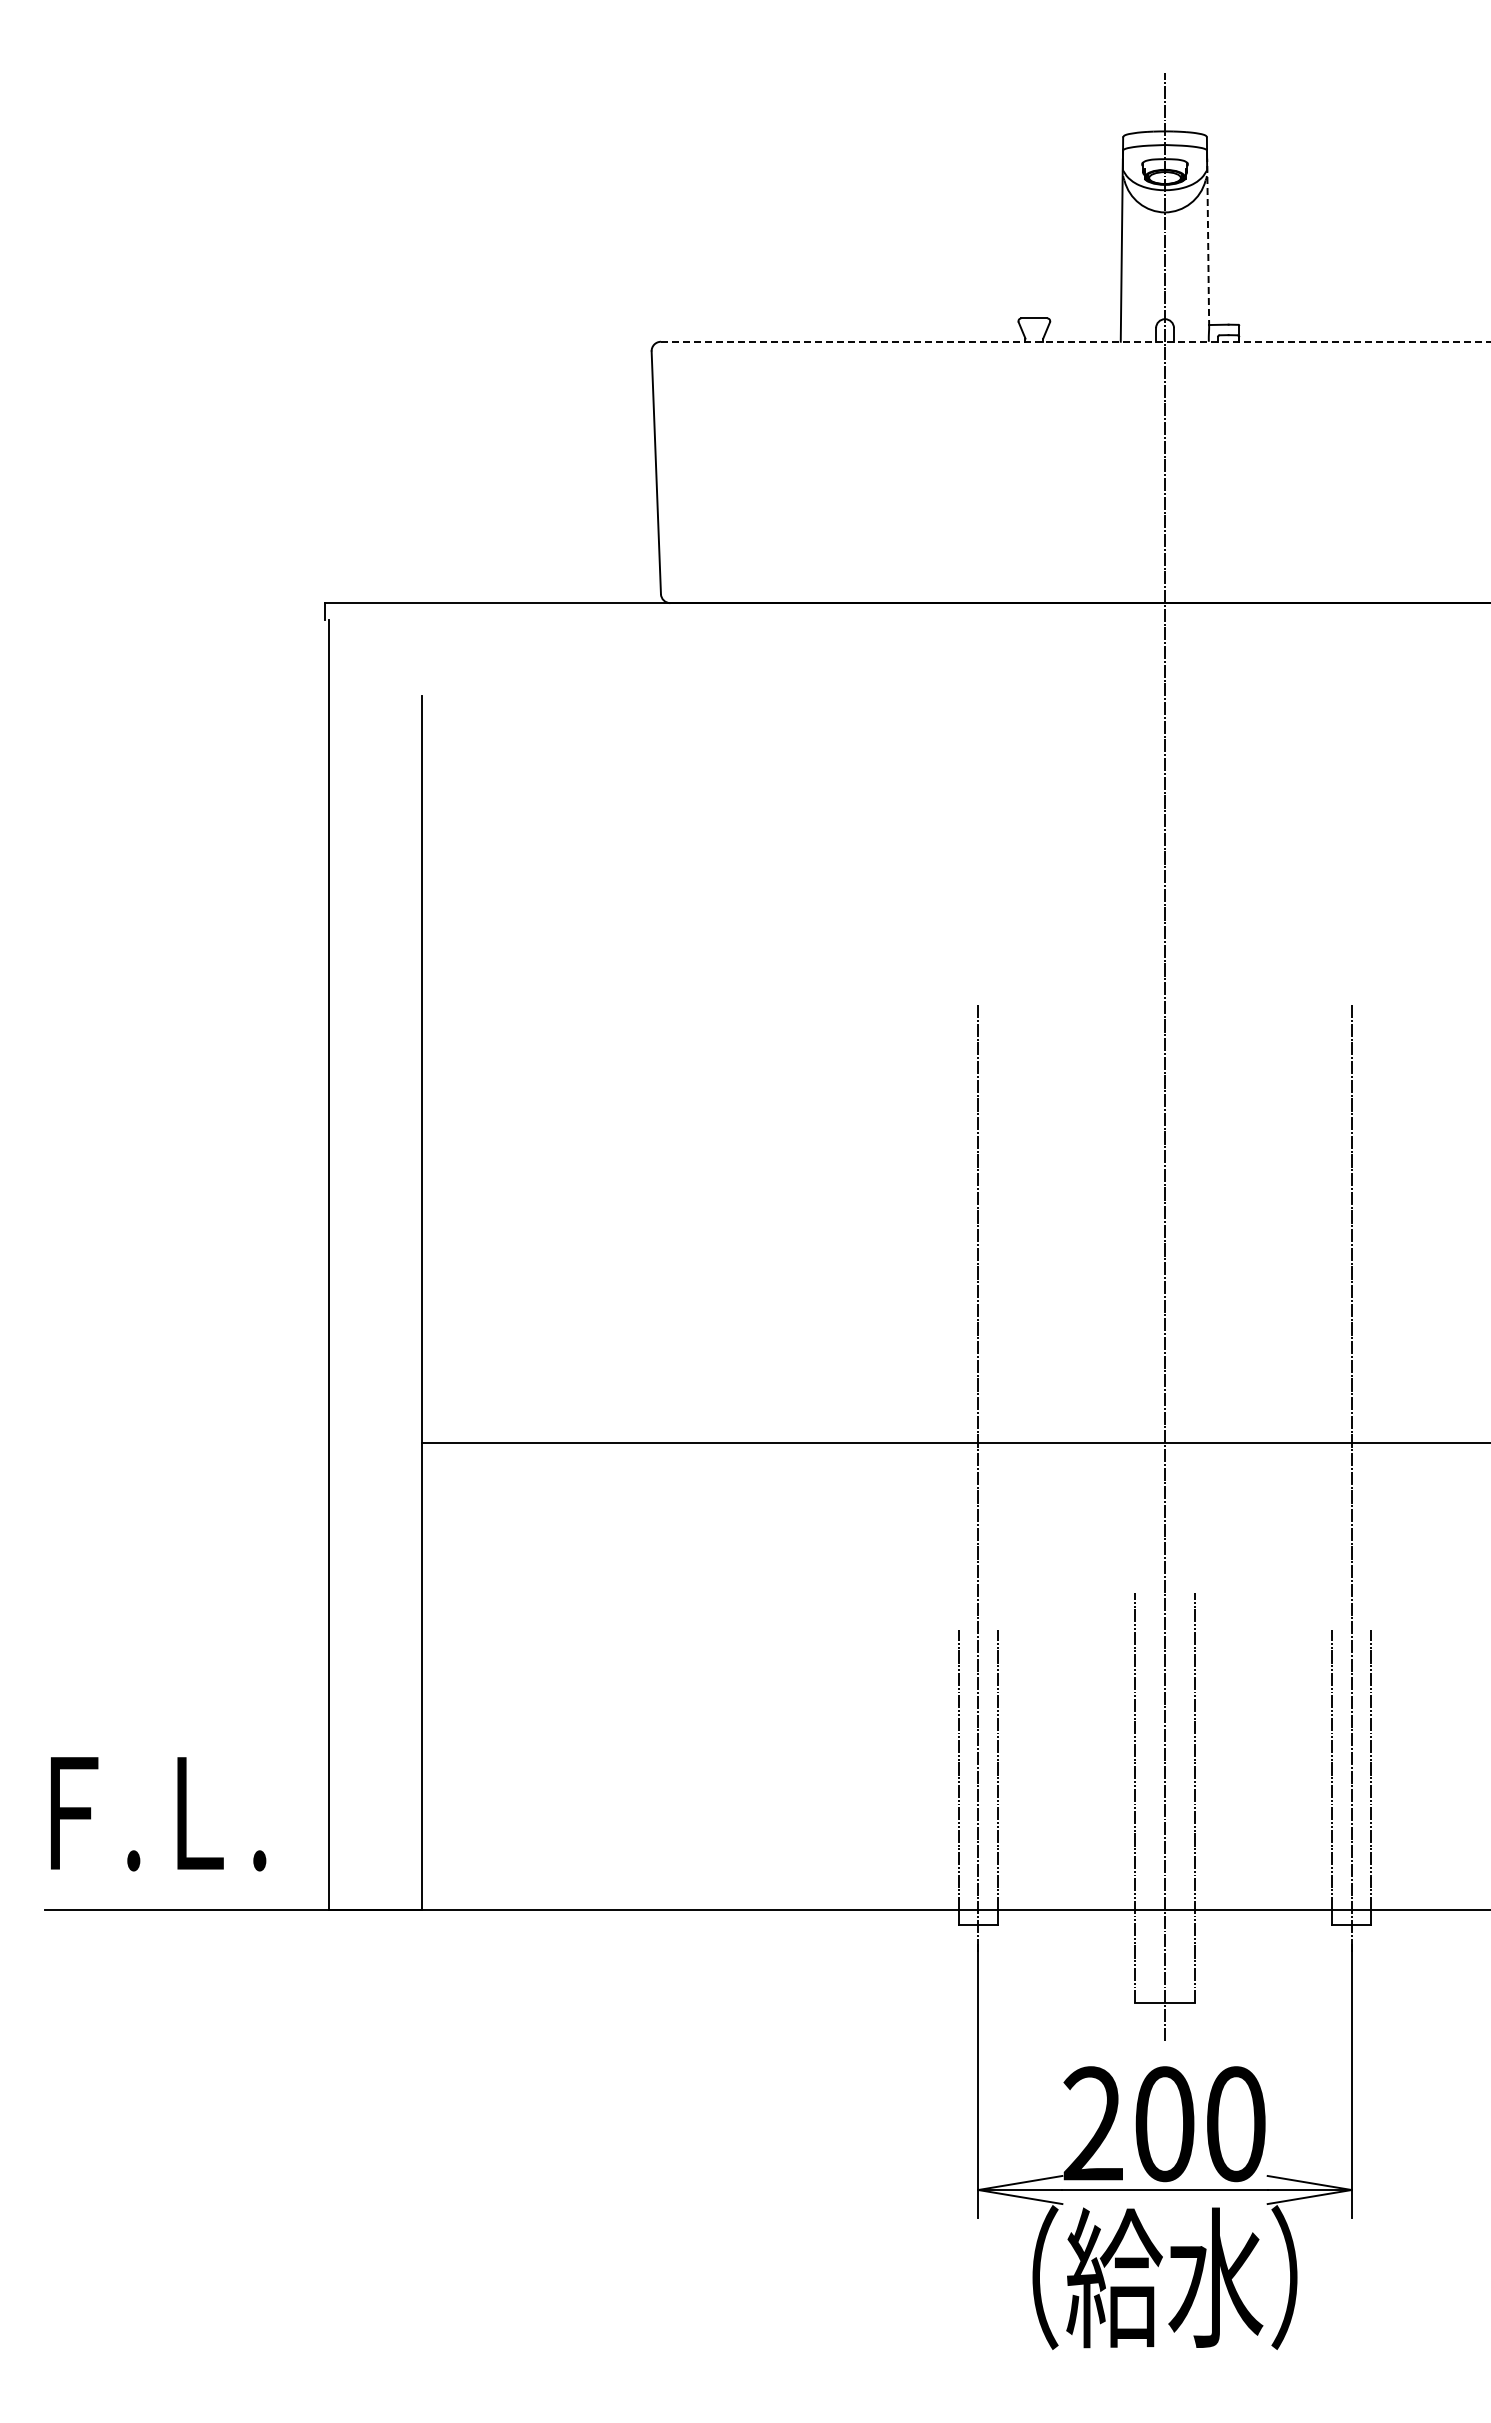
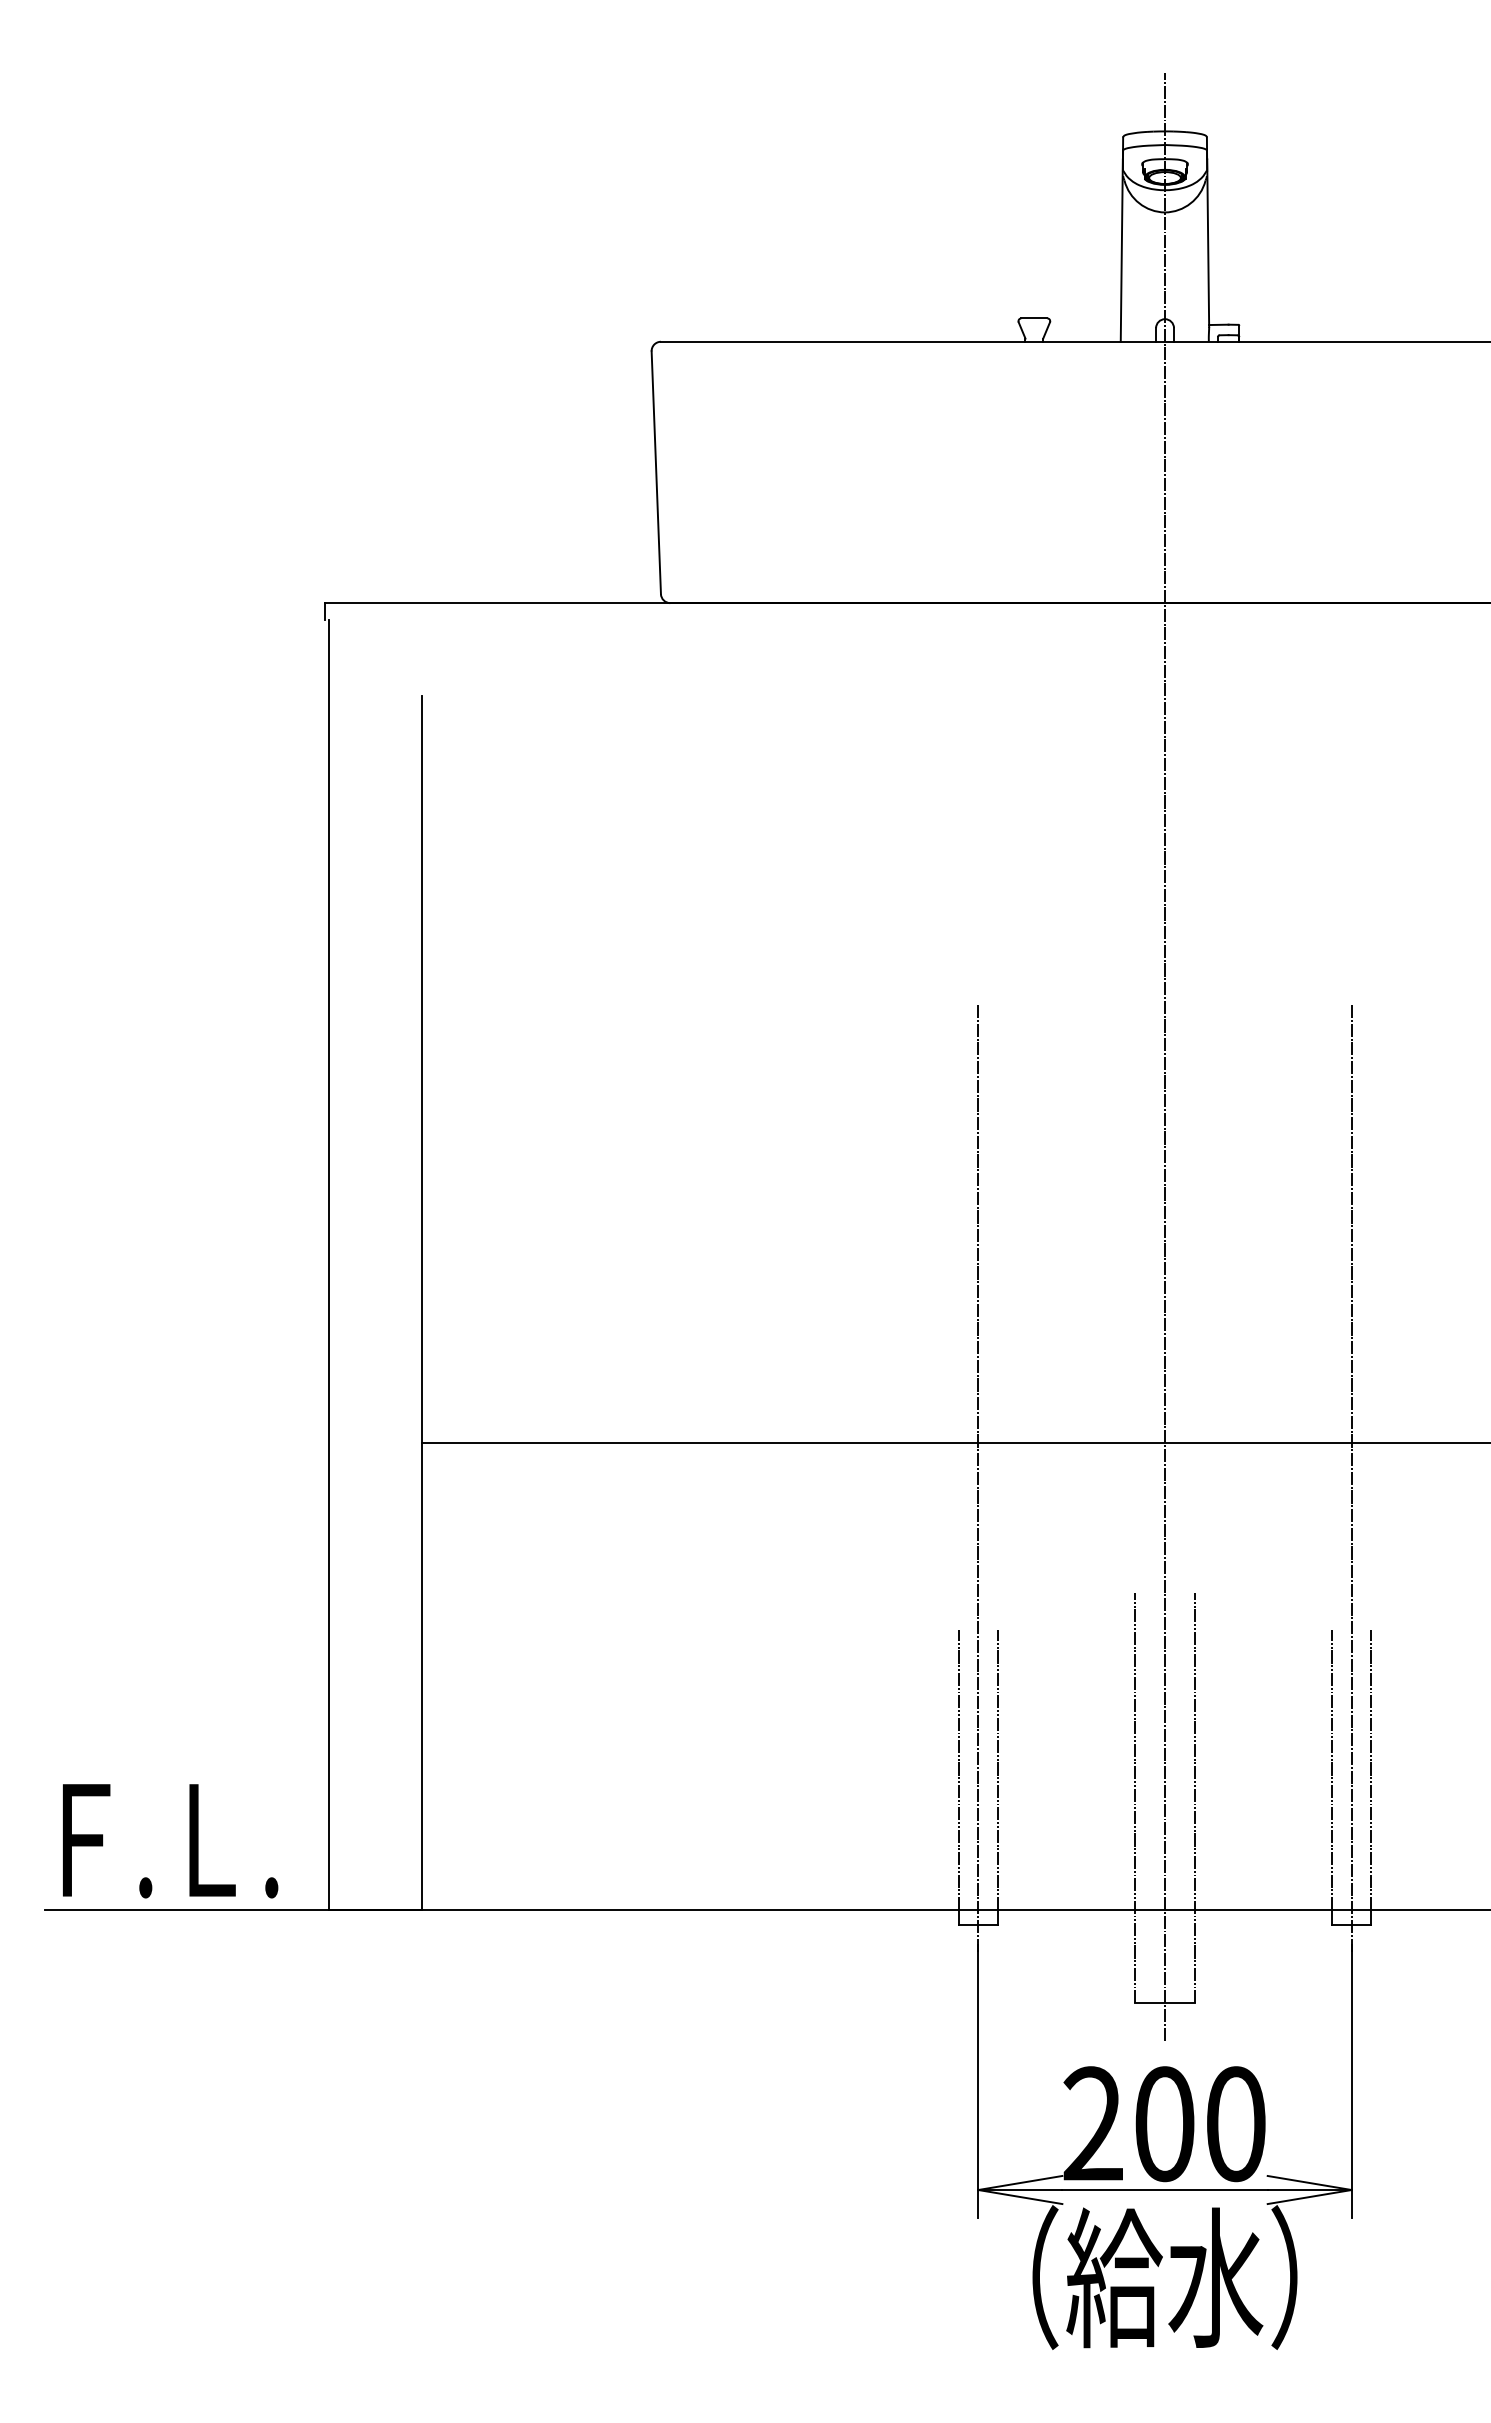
line: dashed -> solid (1208, 243)
line: dashed -> solid (1075, 341)
text position: (158, 1814) -> (170, 1841) (170, 1841)
